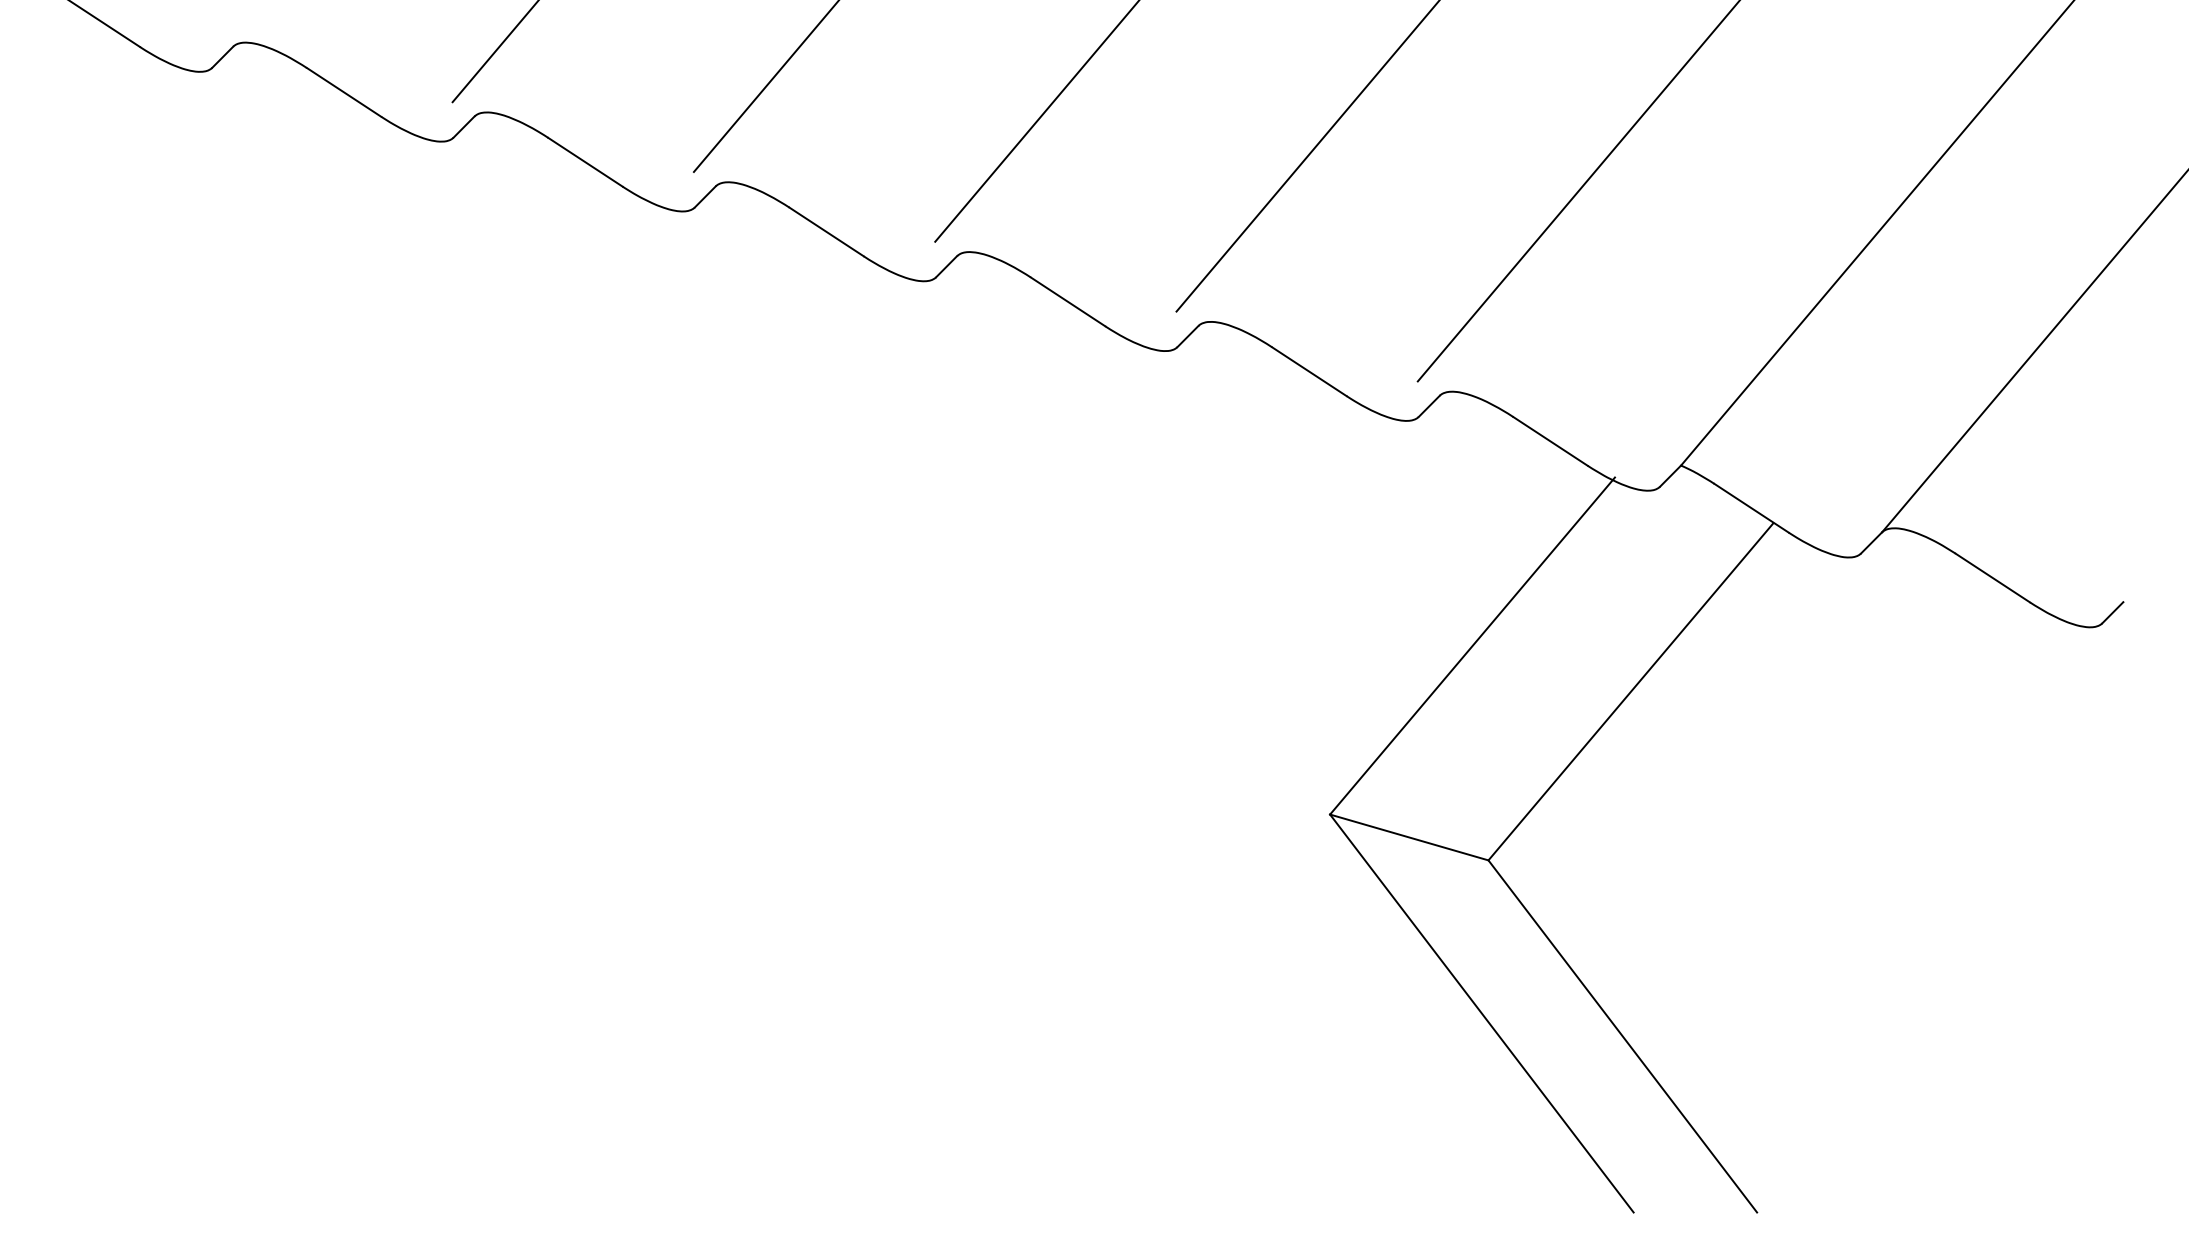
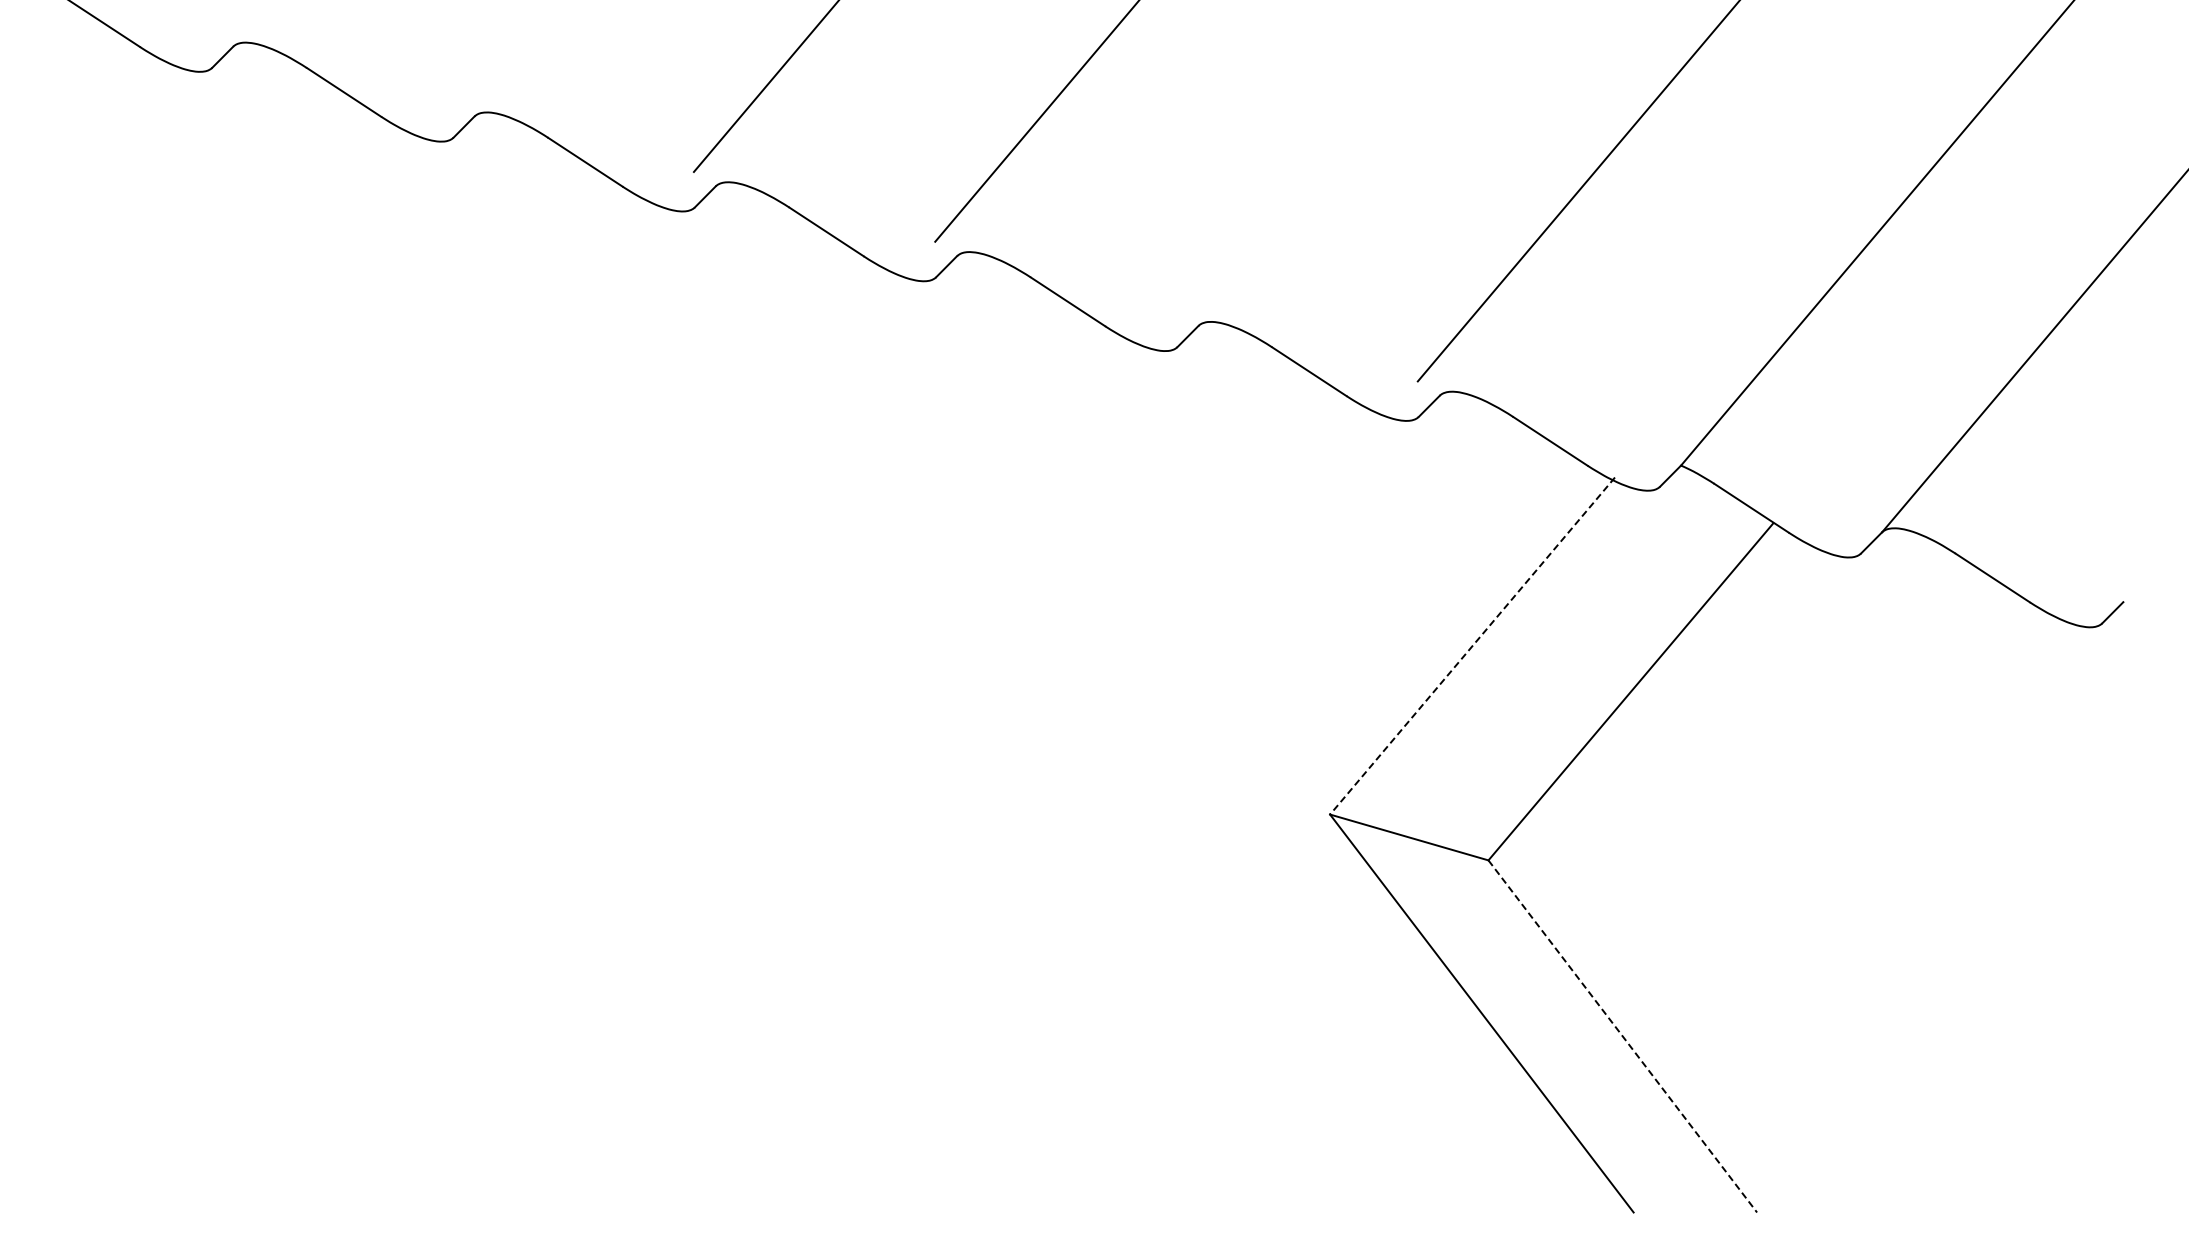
line: present -> none (494, 52)
line: present -> none (1307, 156)
line: solid -> dashed (1472, 646)
line: solid -> dashed (1623, 1036)
